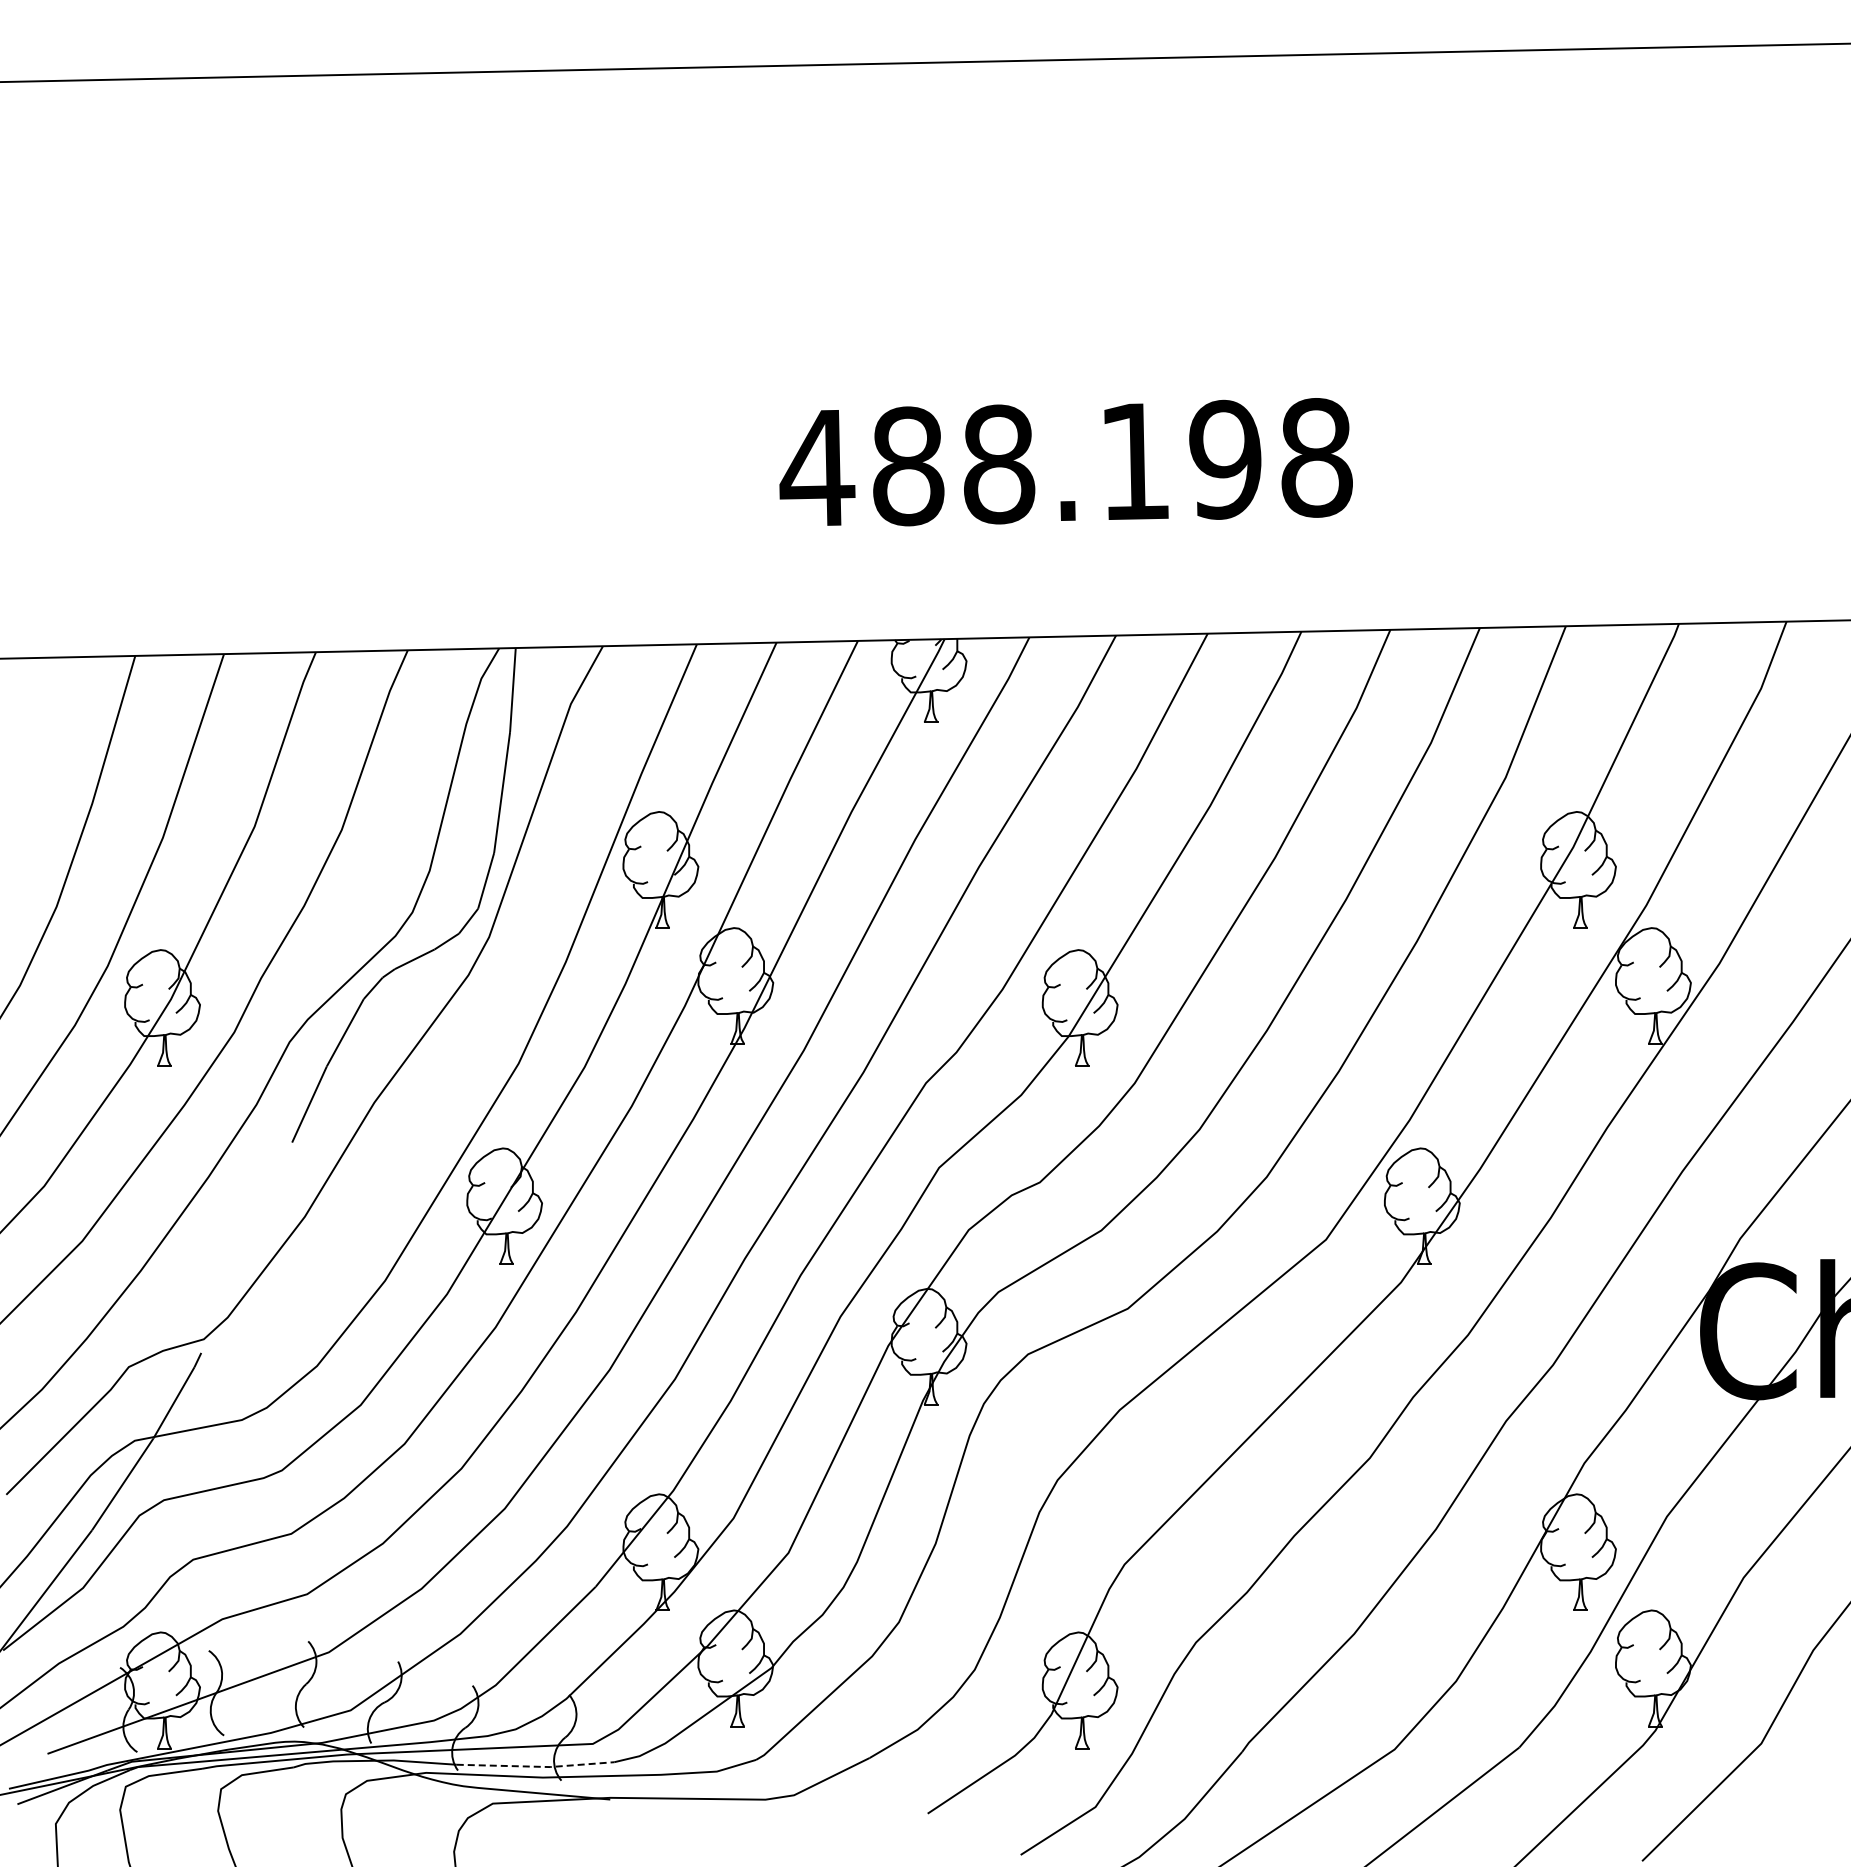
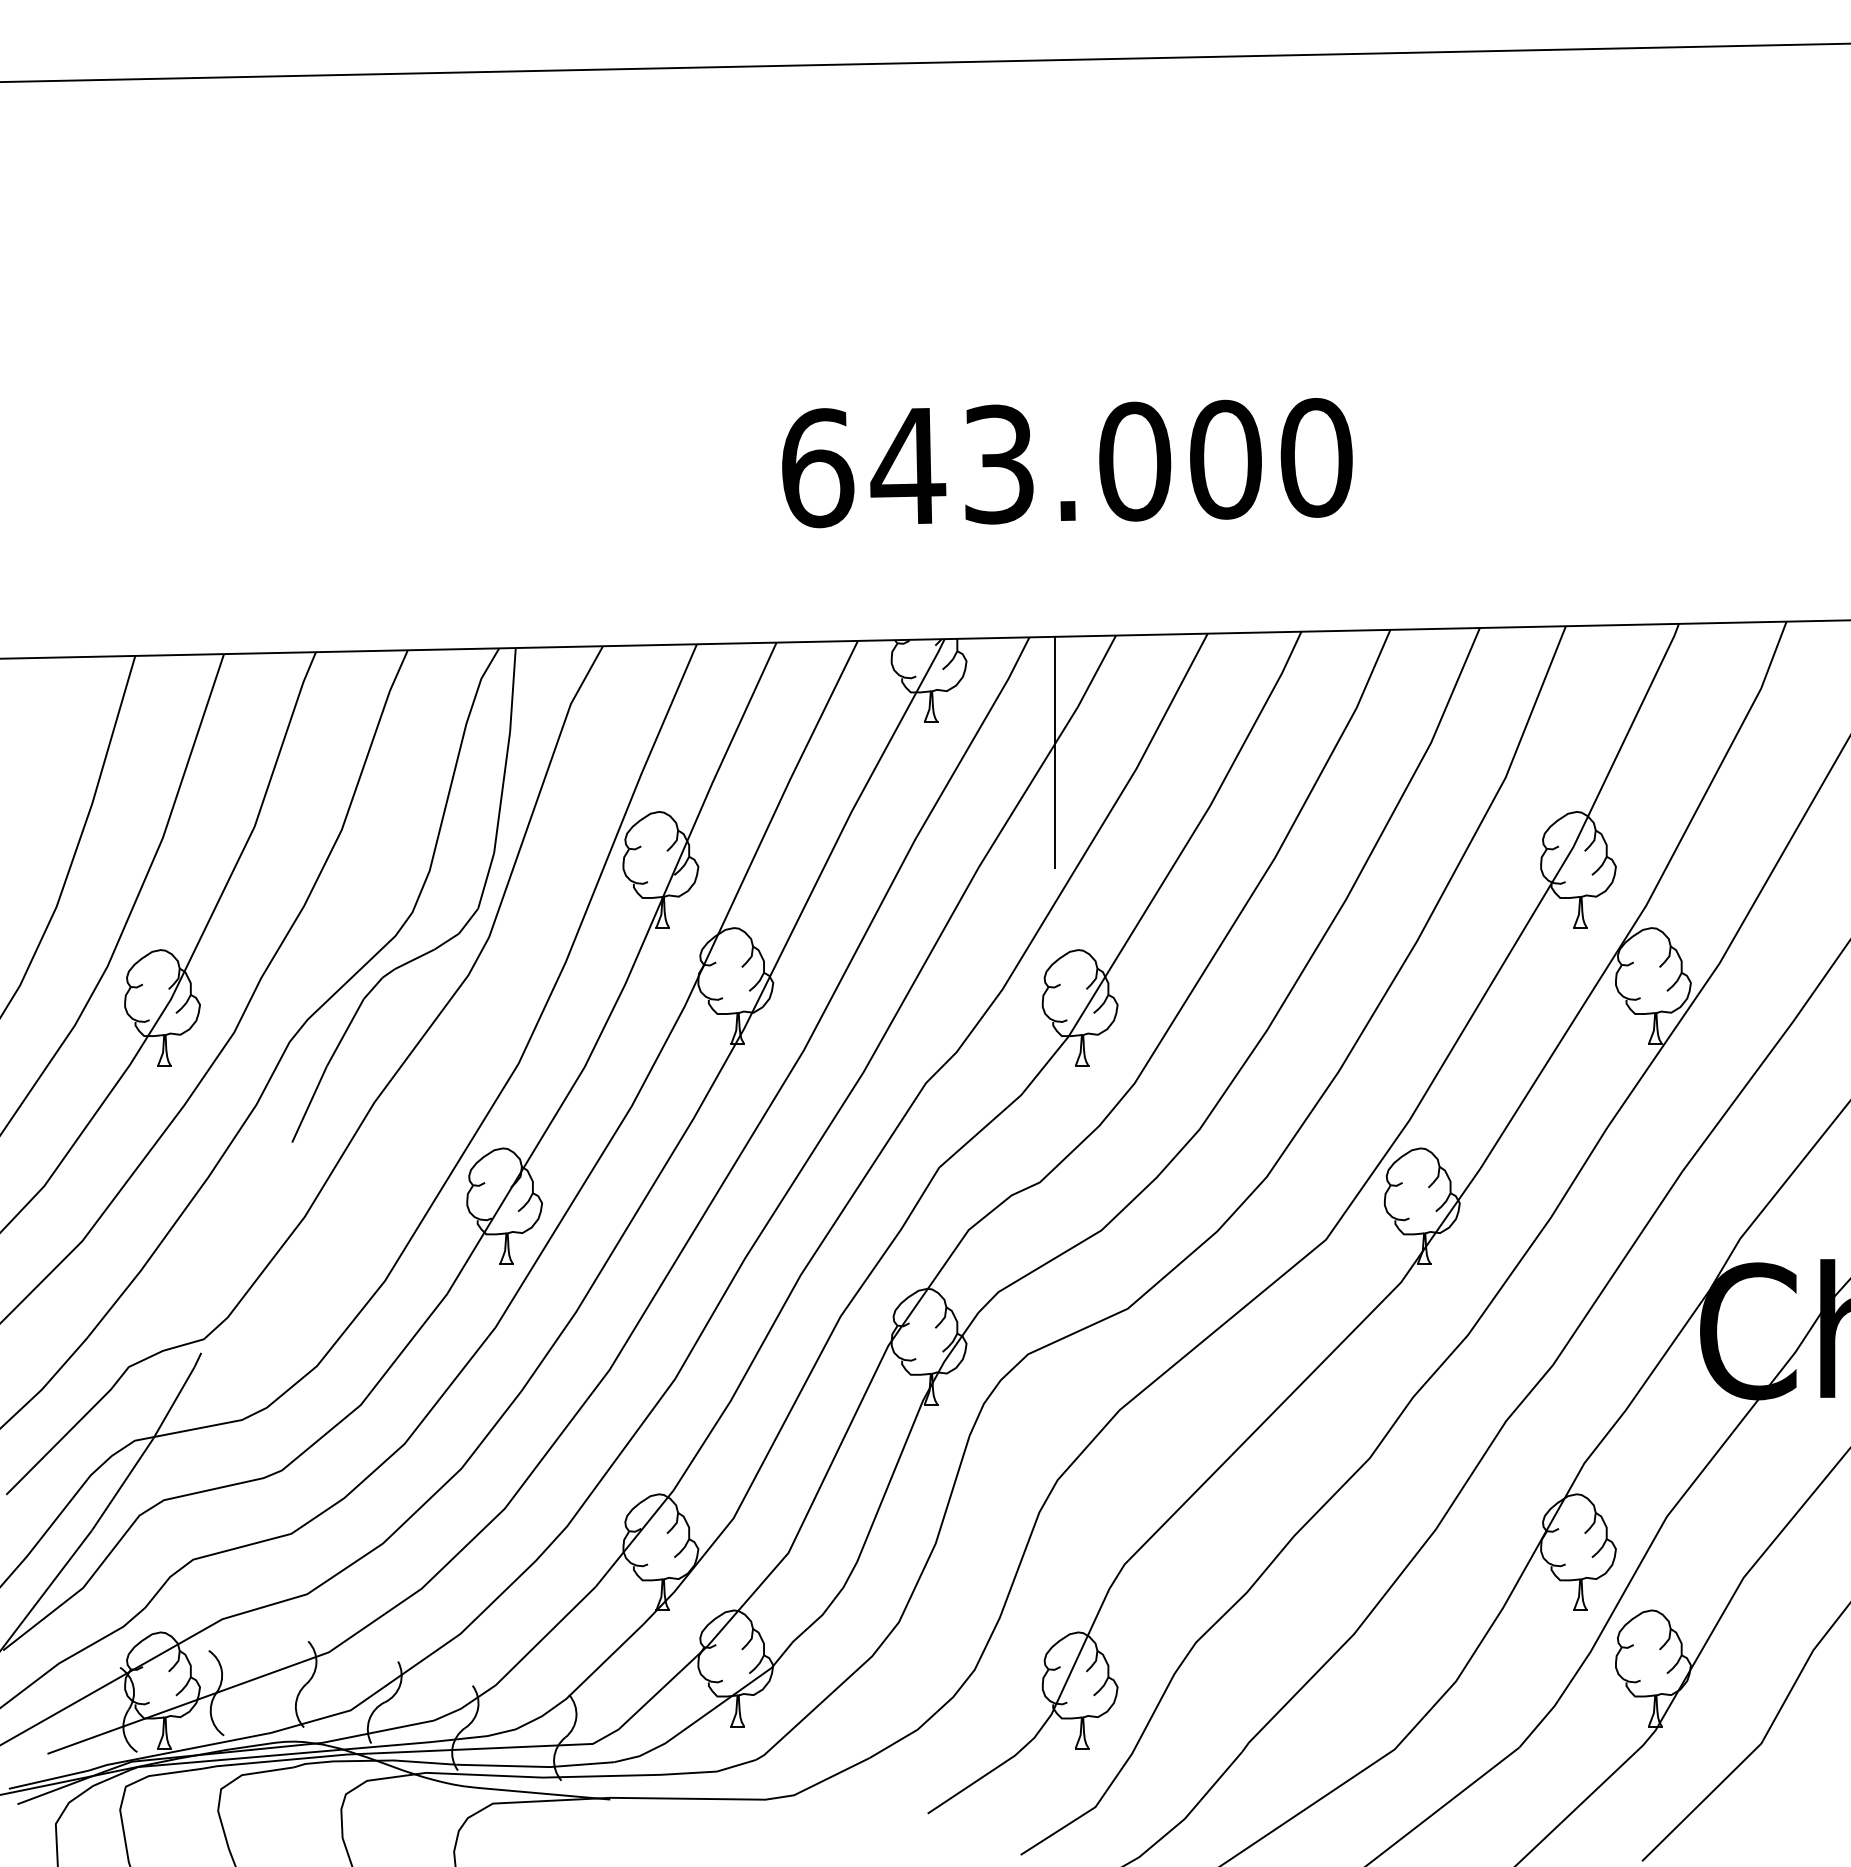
text: 488.198 -> 643.000 (1065, 463)
line: none -> present (1055, 752)
line: dashed -> solid (536, 1766)
